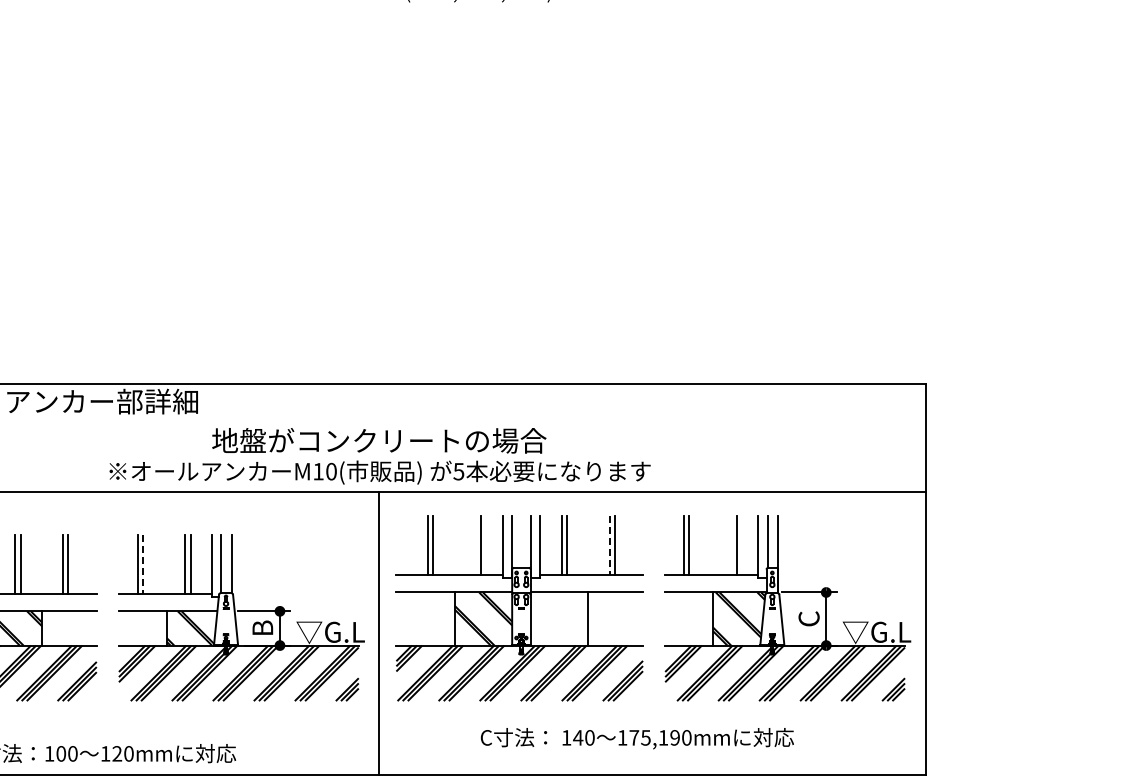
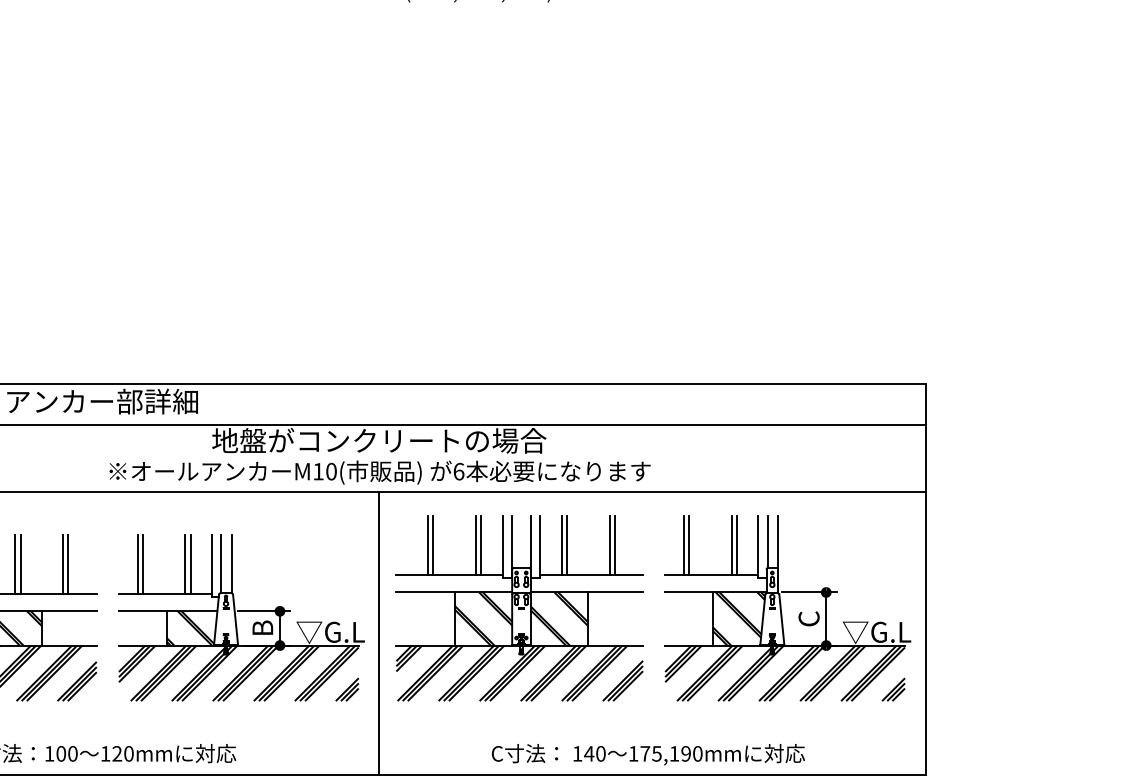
line: none -> present (463, 425)
text: 5 -> 6 (458, 471)
line: none -> present (476, 545)
line: dashed -> solid (609, 545)
line: none -> present (731, 545)
line: dashed -> solid (142, 564)
hatch: none -> present (559, 618)
text position: (636, 738) -> (647, 754) (647, 754)
